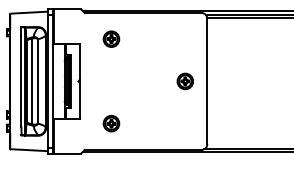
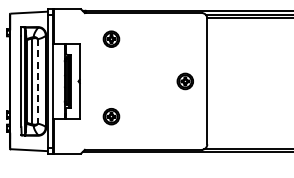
line: solid -> dashed (38, 81)
part position: (111, 123) -> (111, 116) (111, 116)
